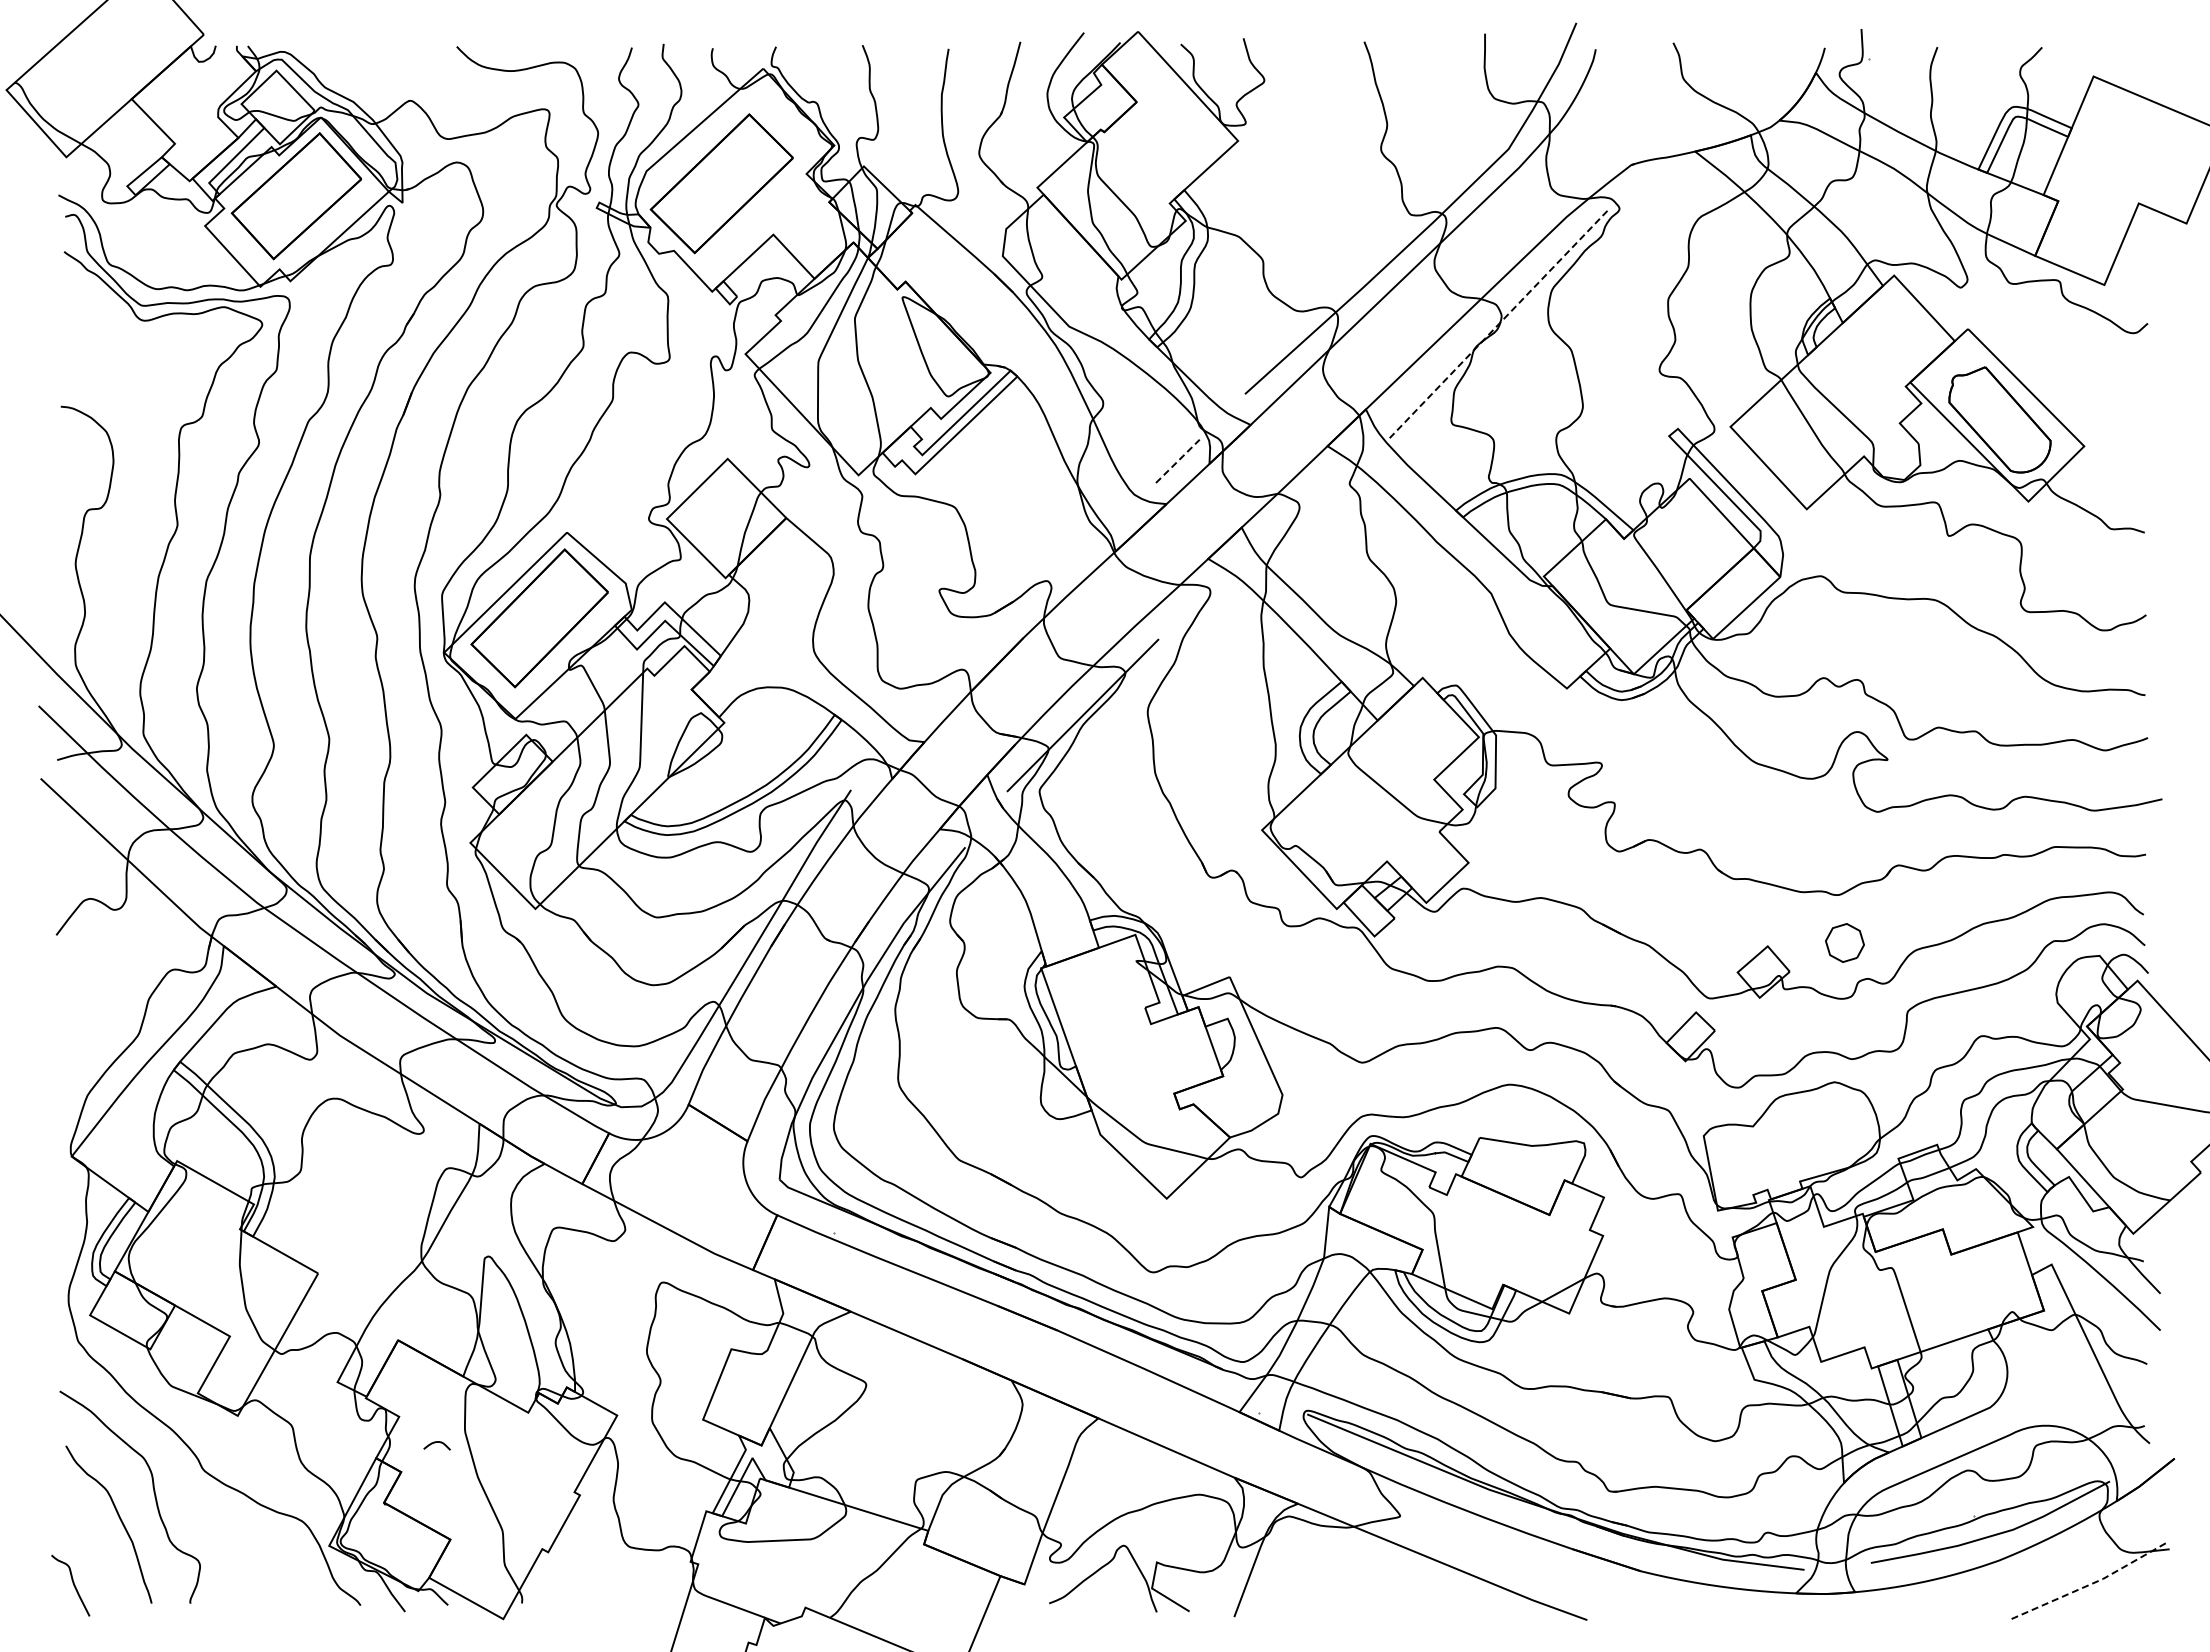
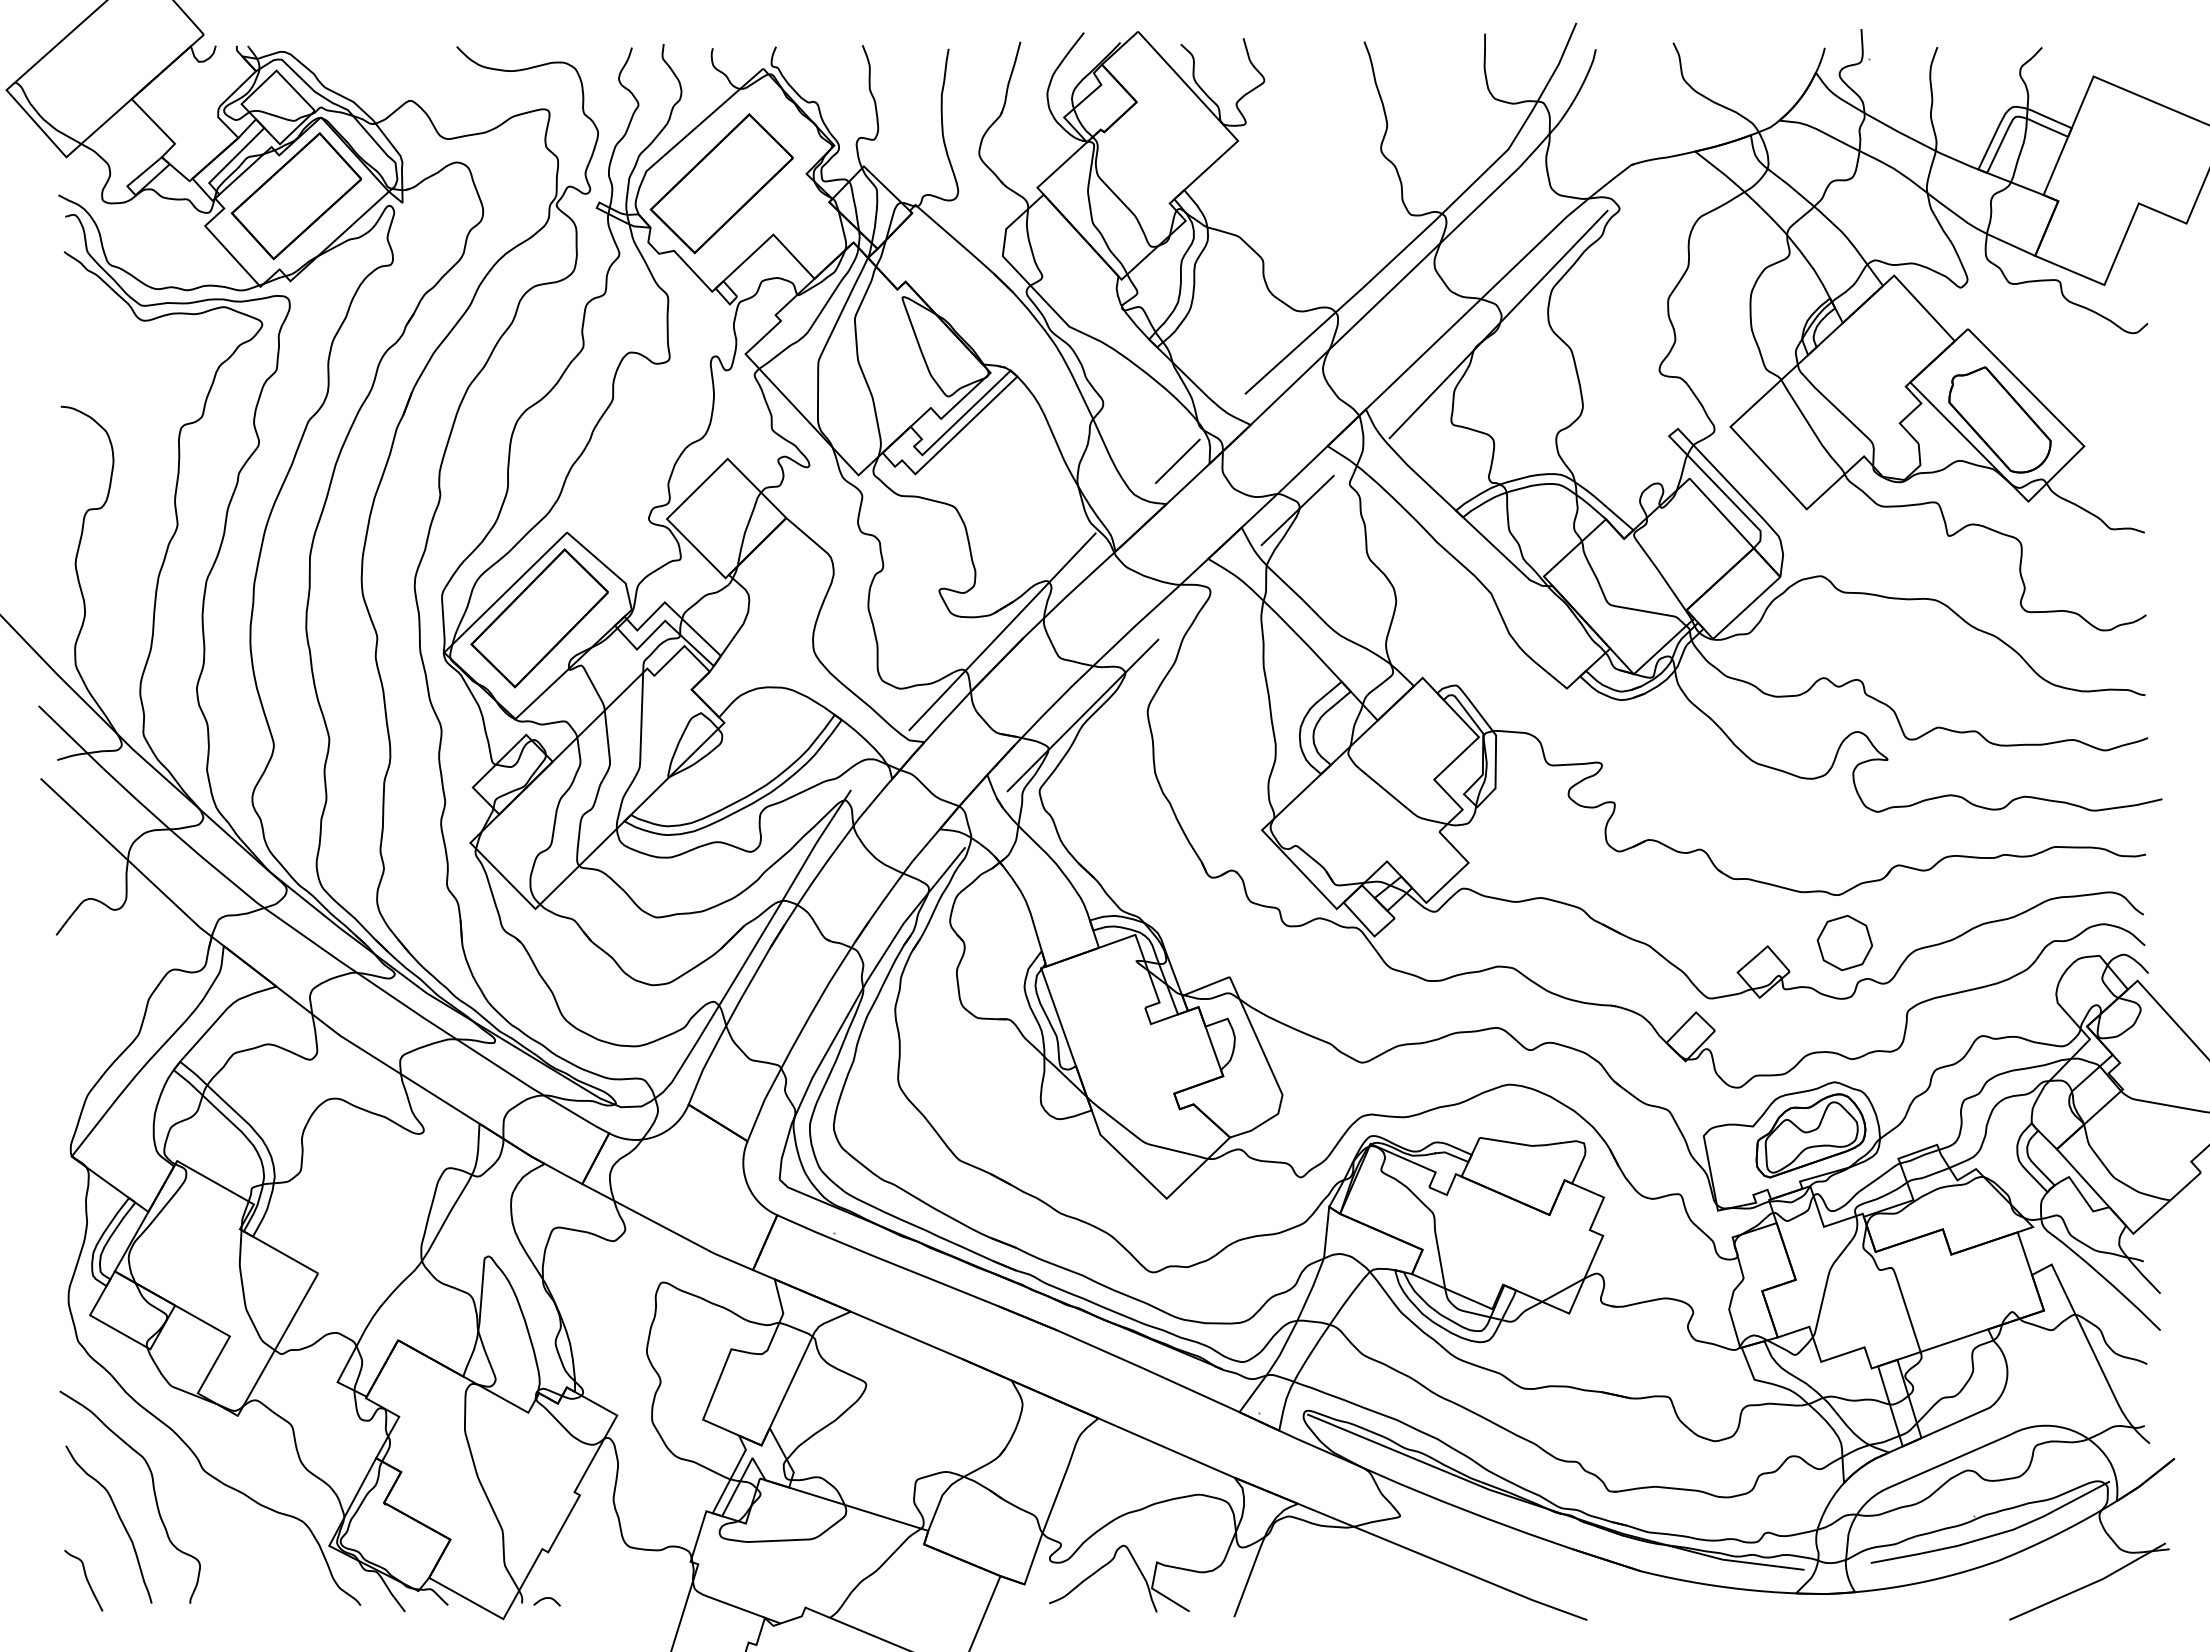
line: dashed -> solid (1498, 324)
line: dashed -> solid (1177, 461)
line: none -> present (1297, 510)
line: none -> present (1002, 631)
part size: 40x40 px -> 58x58 px (1844, 942)
part: none -> present (1810, 1135)
curve position: (435, 1443) -> (545, 1599) (545, 1599)
curve position: (72, 1583) -> (85, 1578) (85, 1578)
line: dashed -> solid (2089, 1584)
